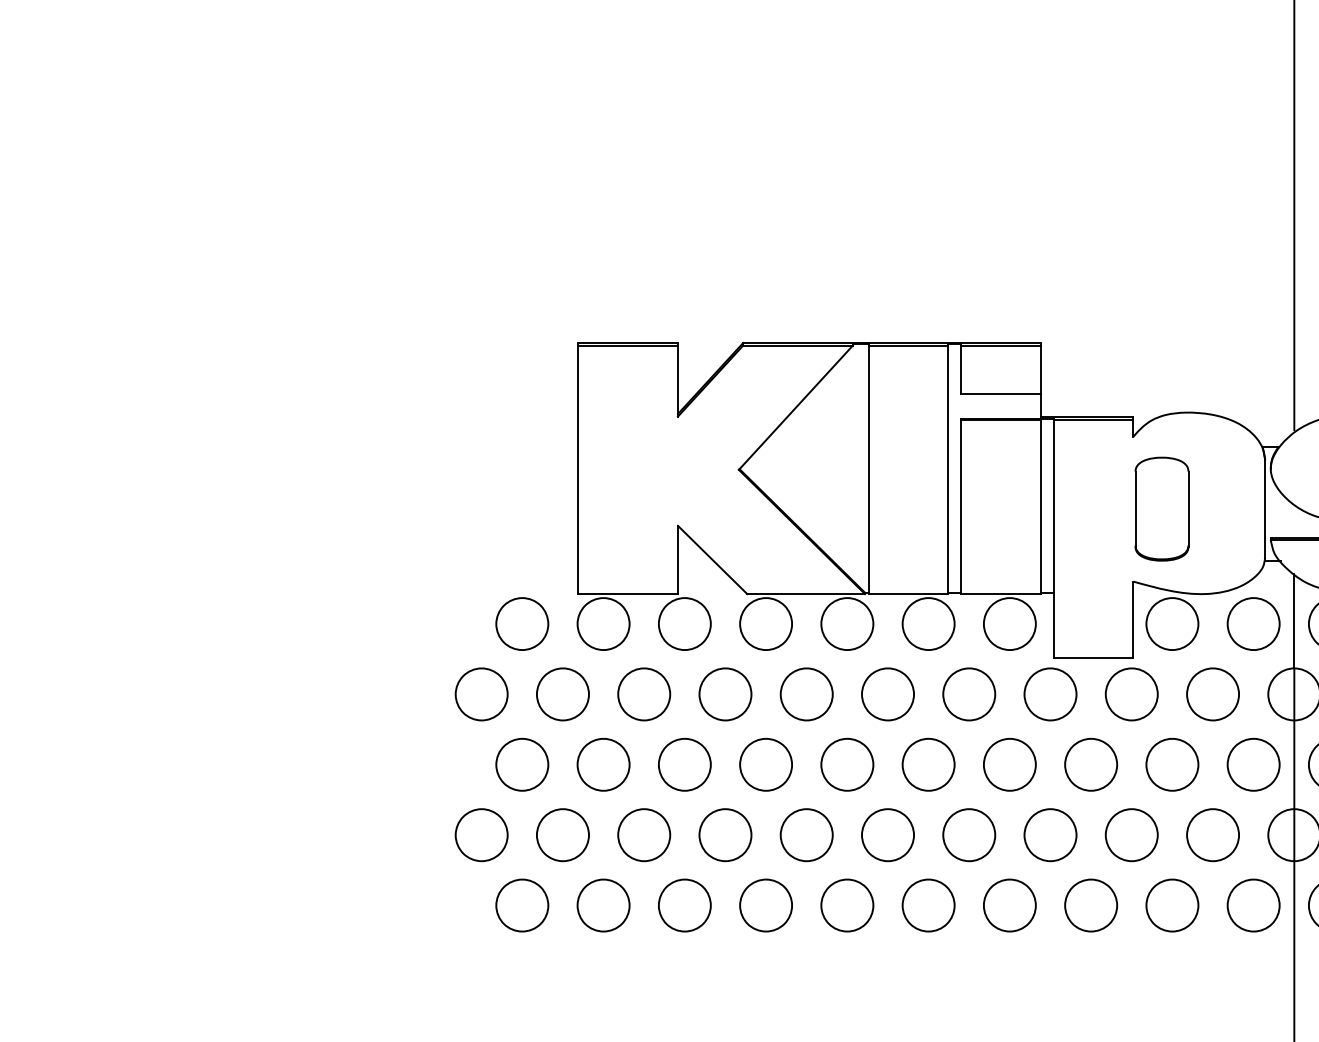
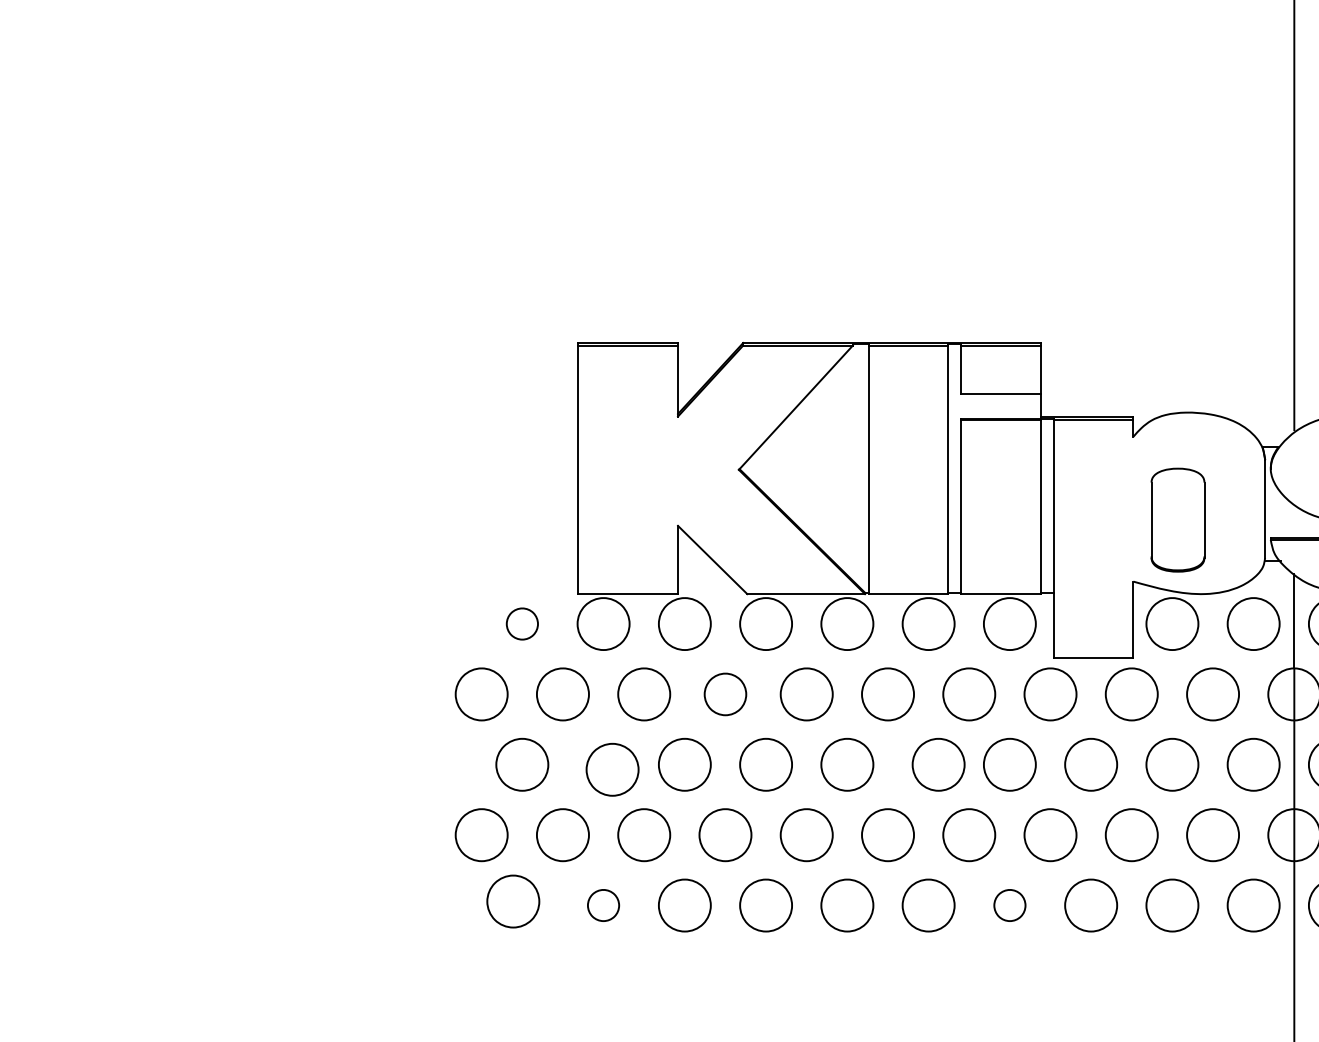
part position: (1161, 508) -> (1177, 519) (1177, 519)
part size: 55x54 px -> 34x34 px (521, 623)
part size: 55x55 px -> 45x45 px (725, 694)
part position: (603, 764) -> (612, 769) (612, 769)
part position: (928, 764) -> (938, 764) (938, 764)
part position: (522, 905) -> (513, 901) (513, 901)
part size: 55x55 px -> 34x33 px (603, 905)
part size: 54x55 px -> 34x33 px (1009, 905)
